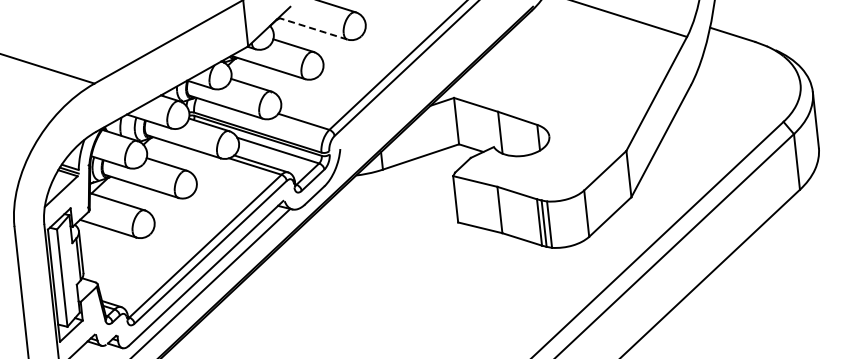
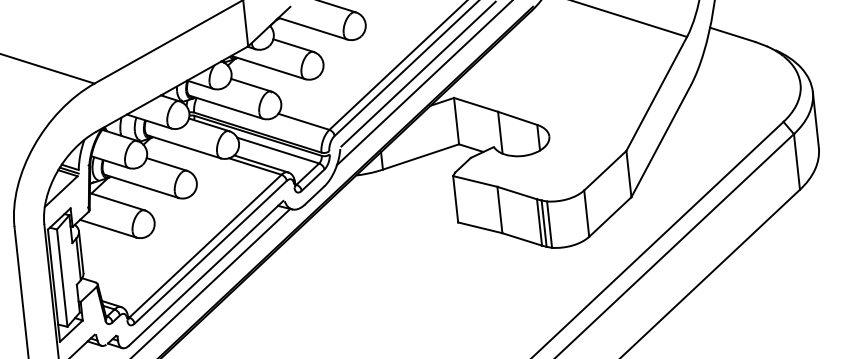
line: dashed -> solid (312, 28)
line: none -> present (418, 74)
line: none -> present (423, 83)
